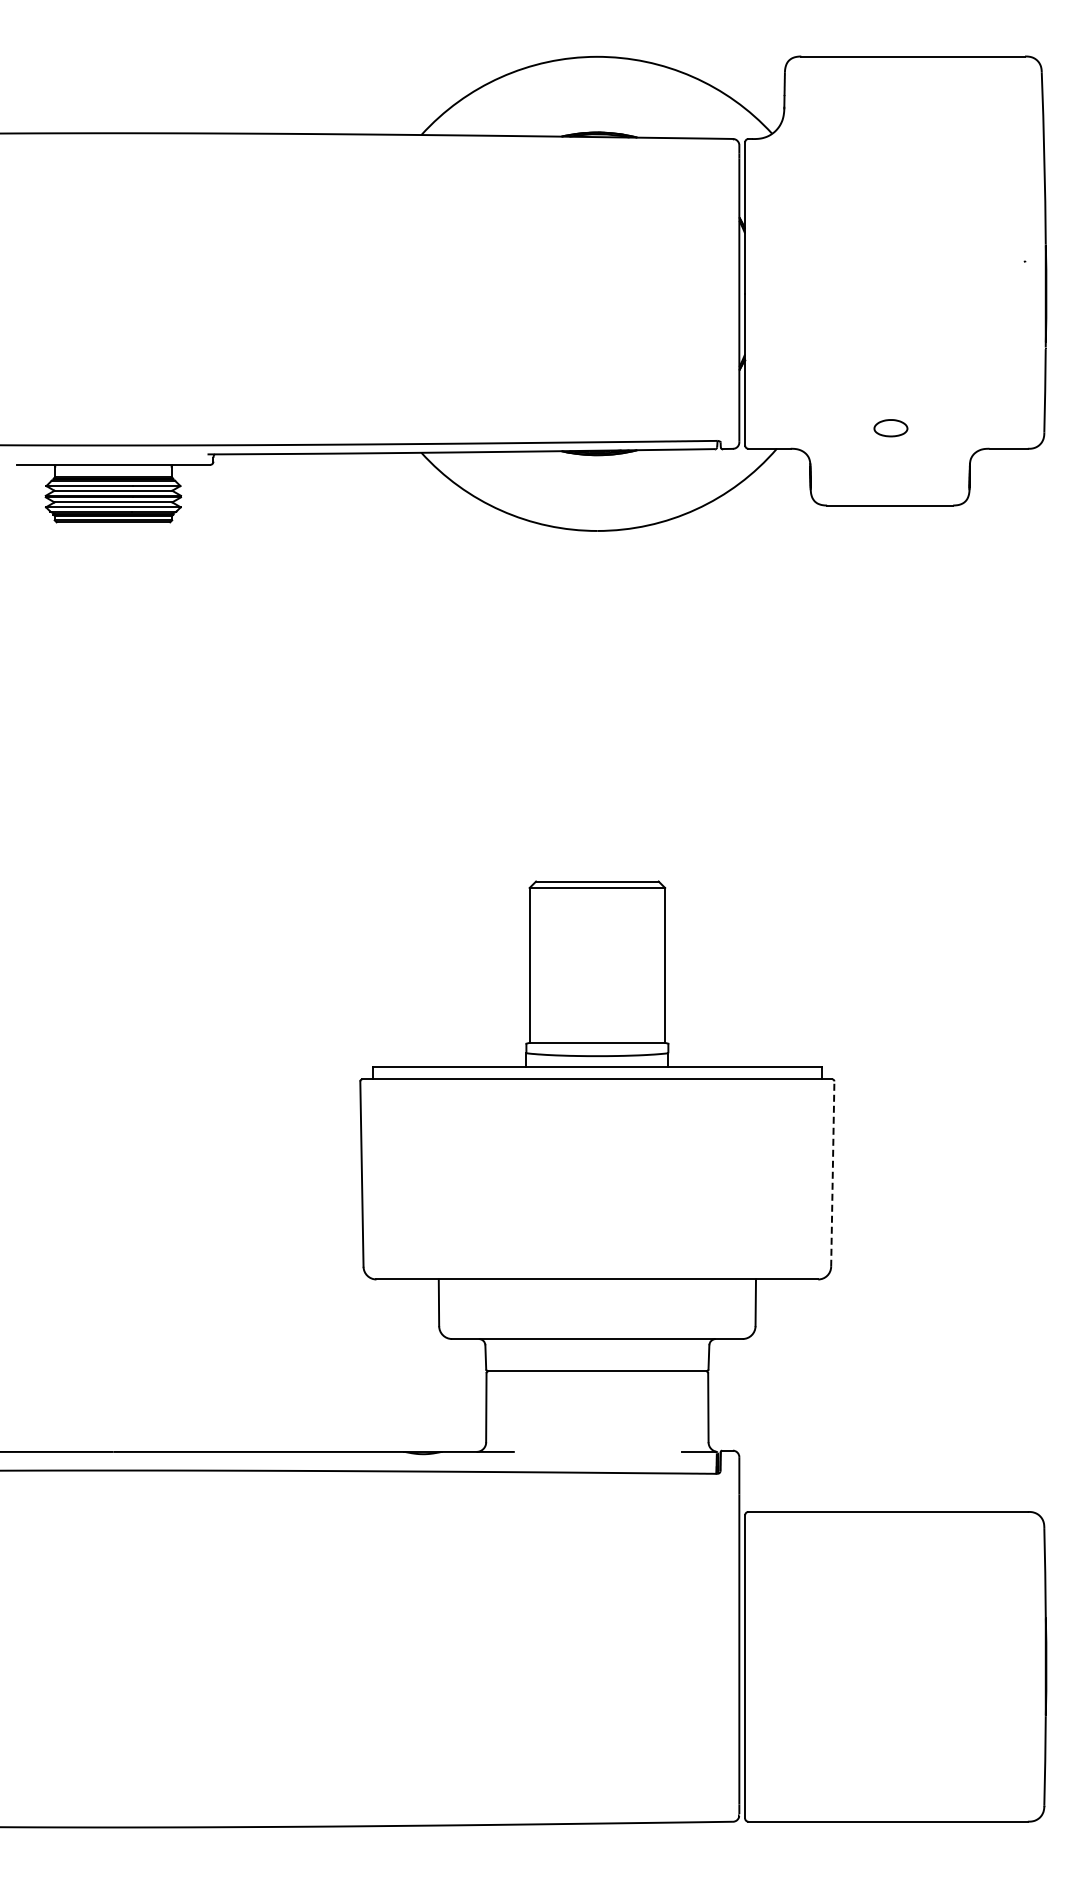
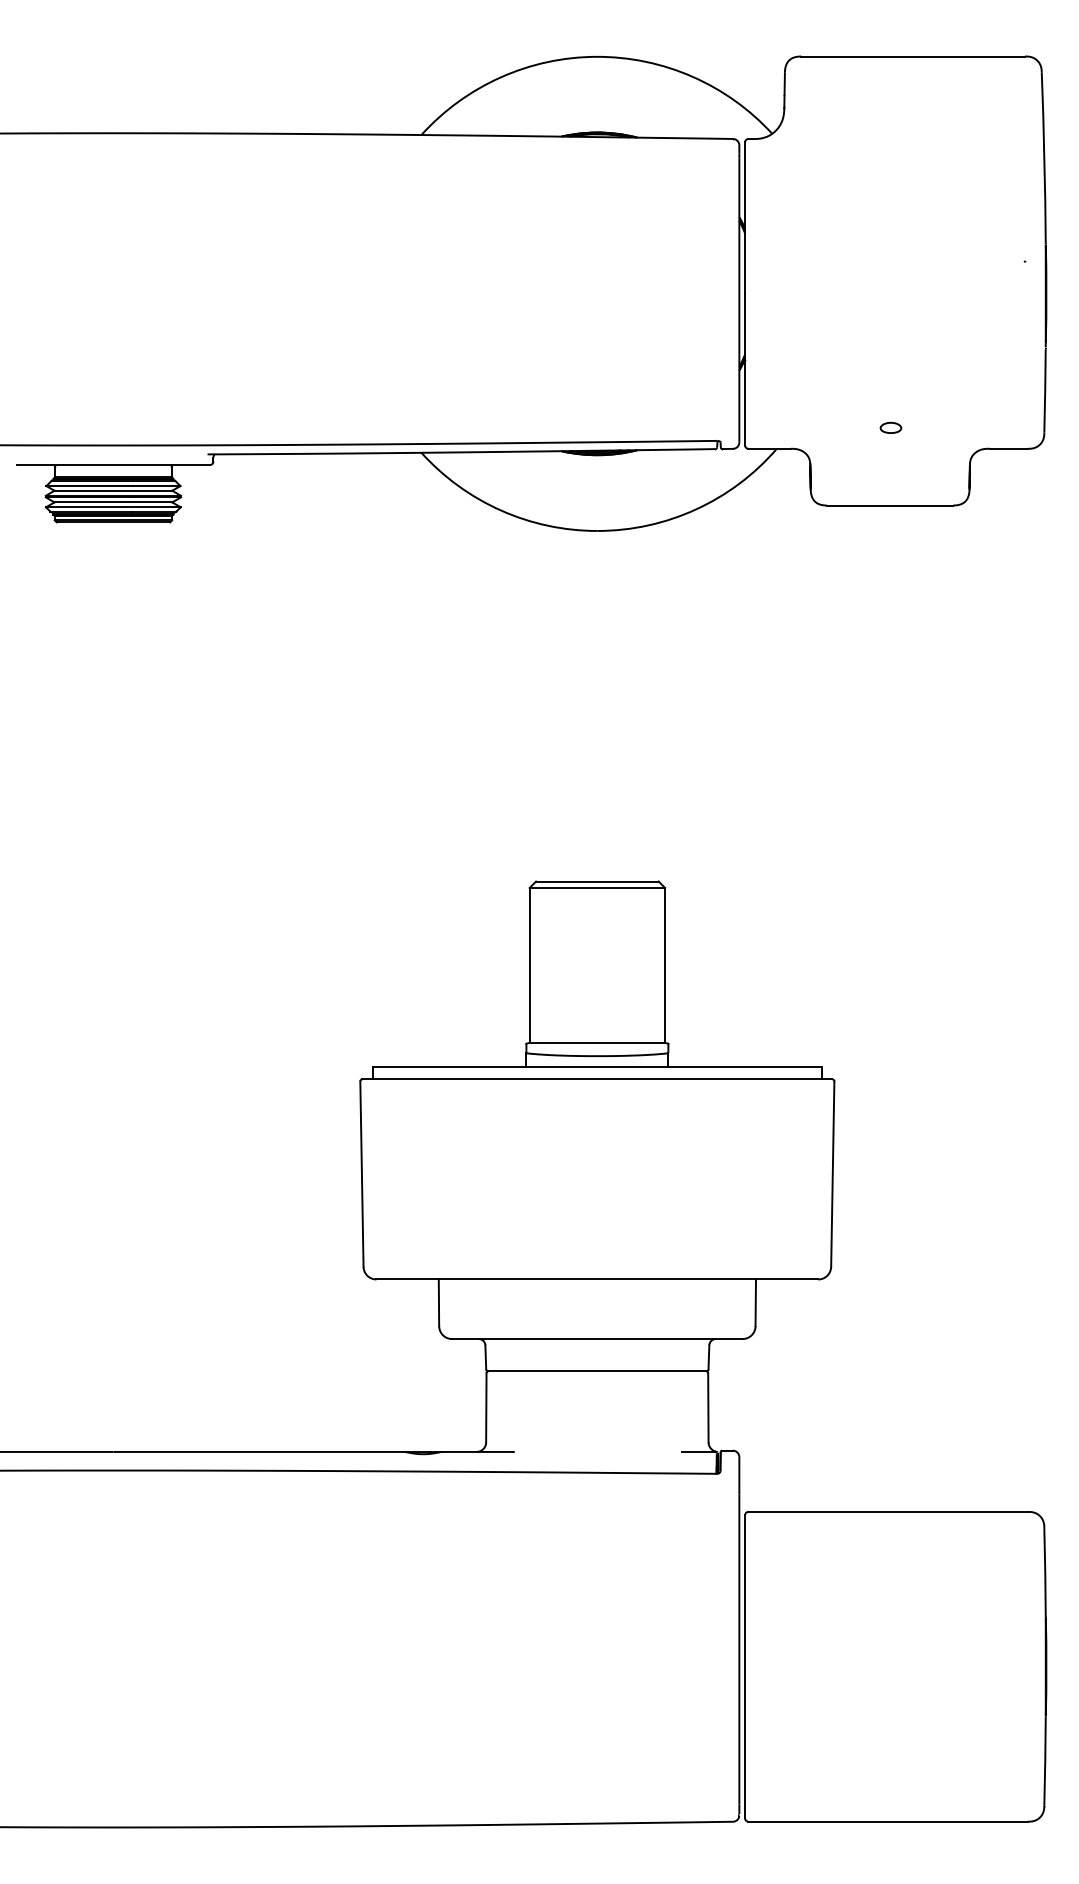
part size: 36x19 px -> 24x13 px (890, 427)
line: dashed -> solid (832, 1174)
